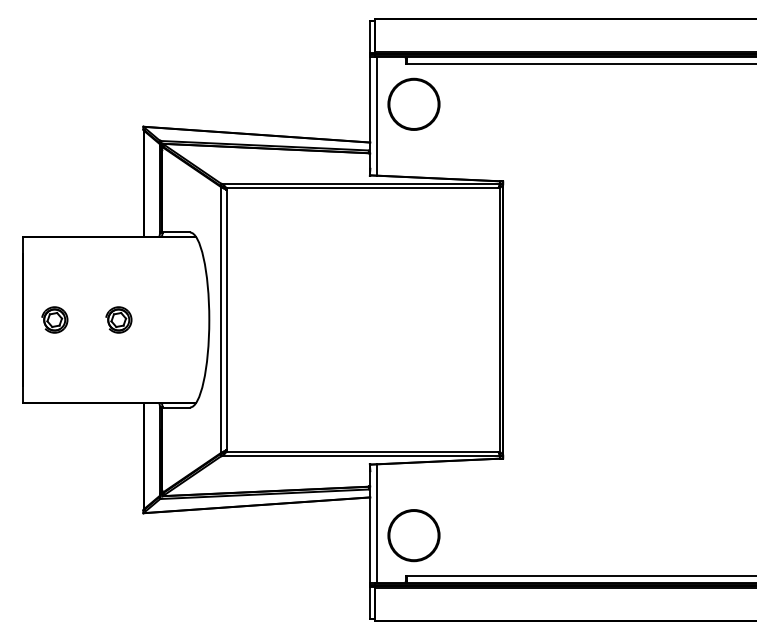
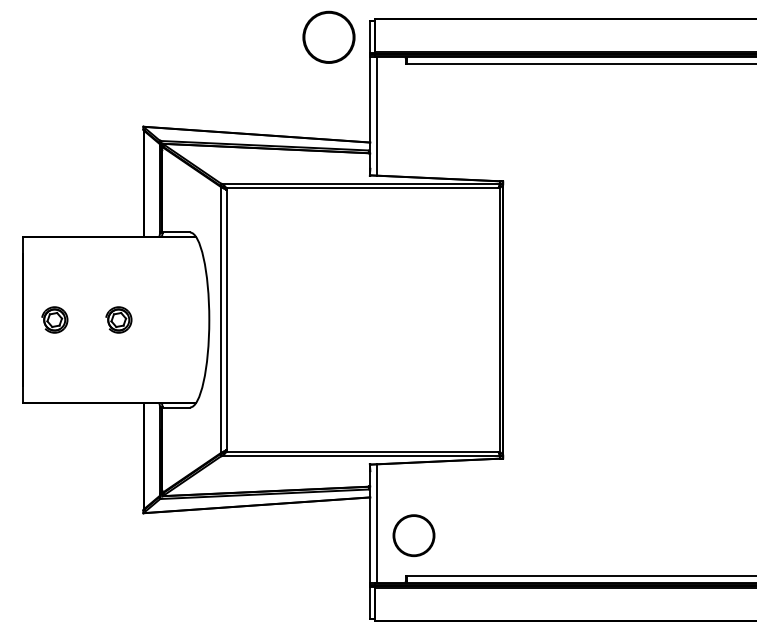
circle position: (413, 103) -> (328, 36) (328, 36)
circle size: 54x54 px -> 44x44 px (413, 535)
